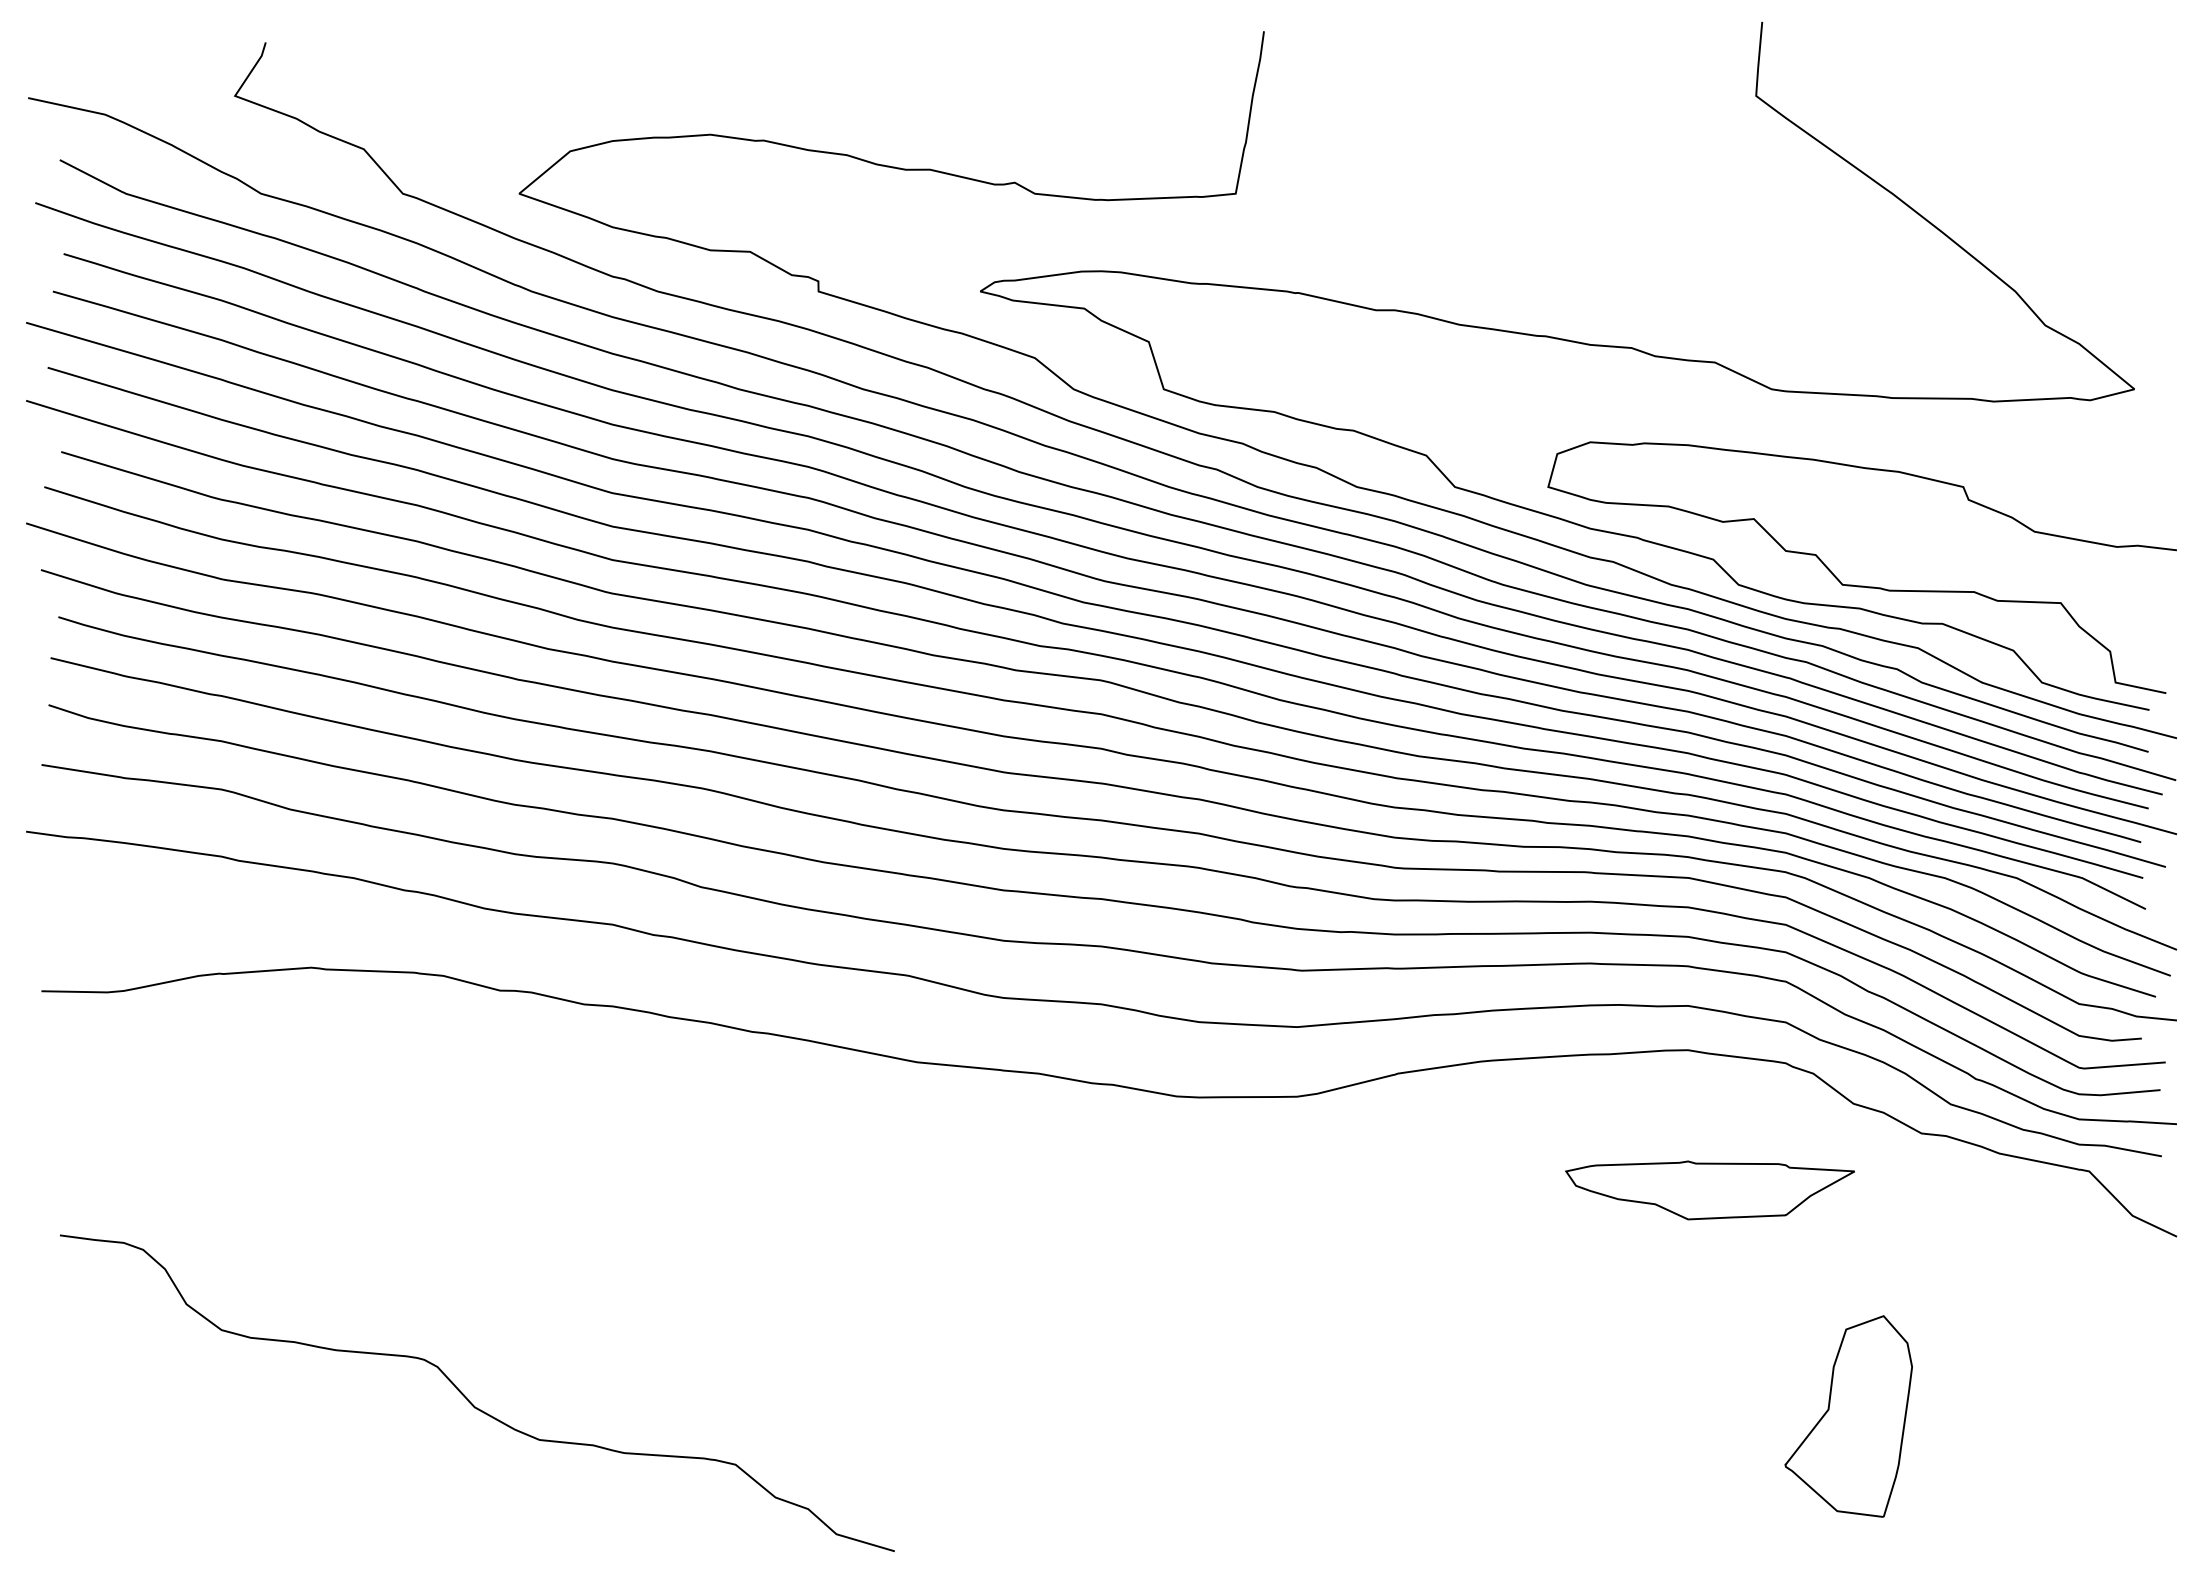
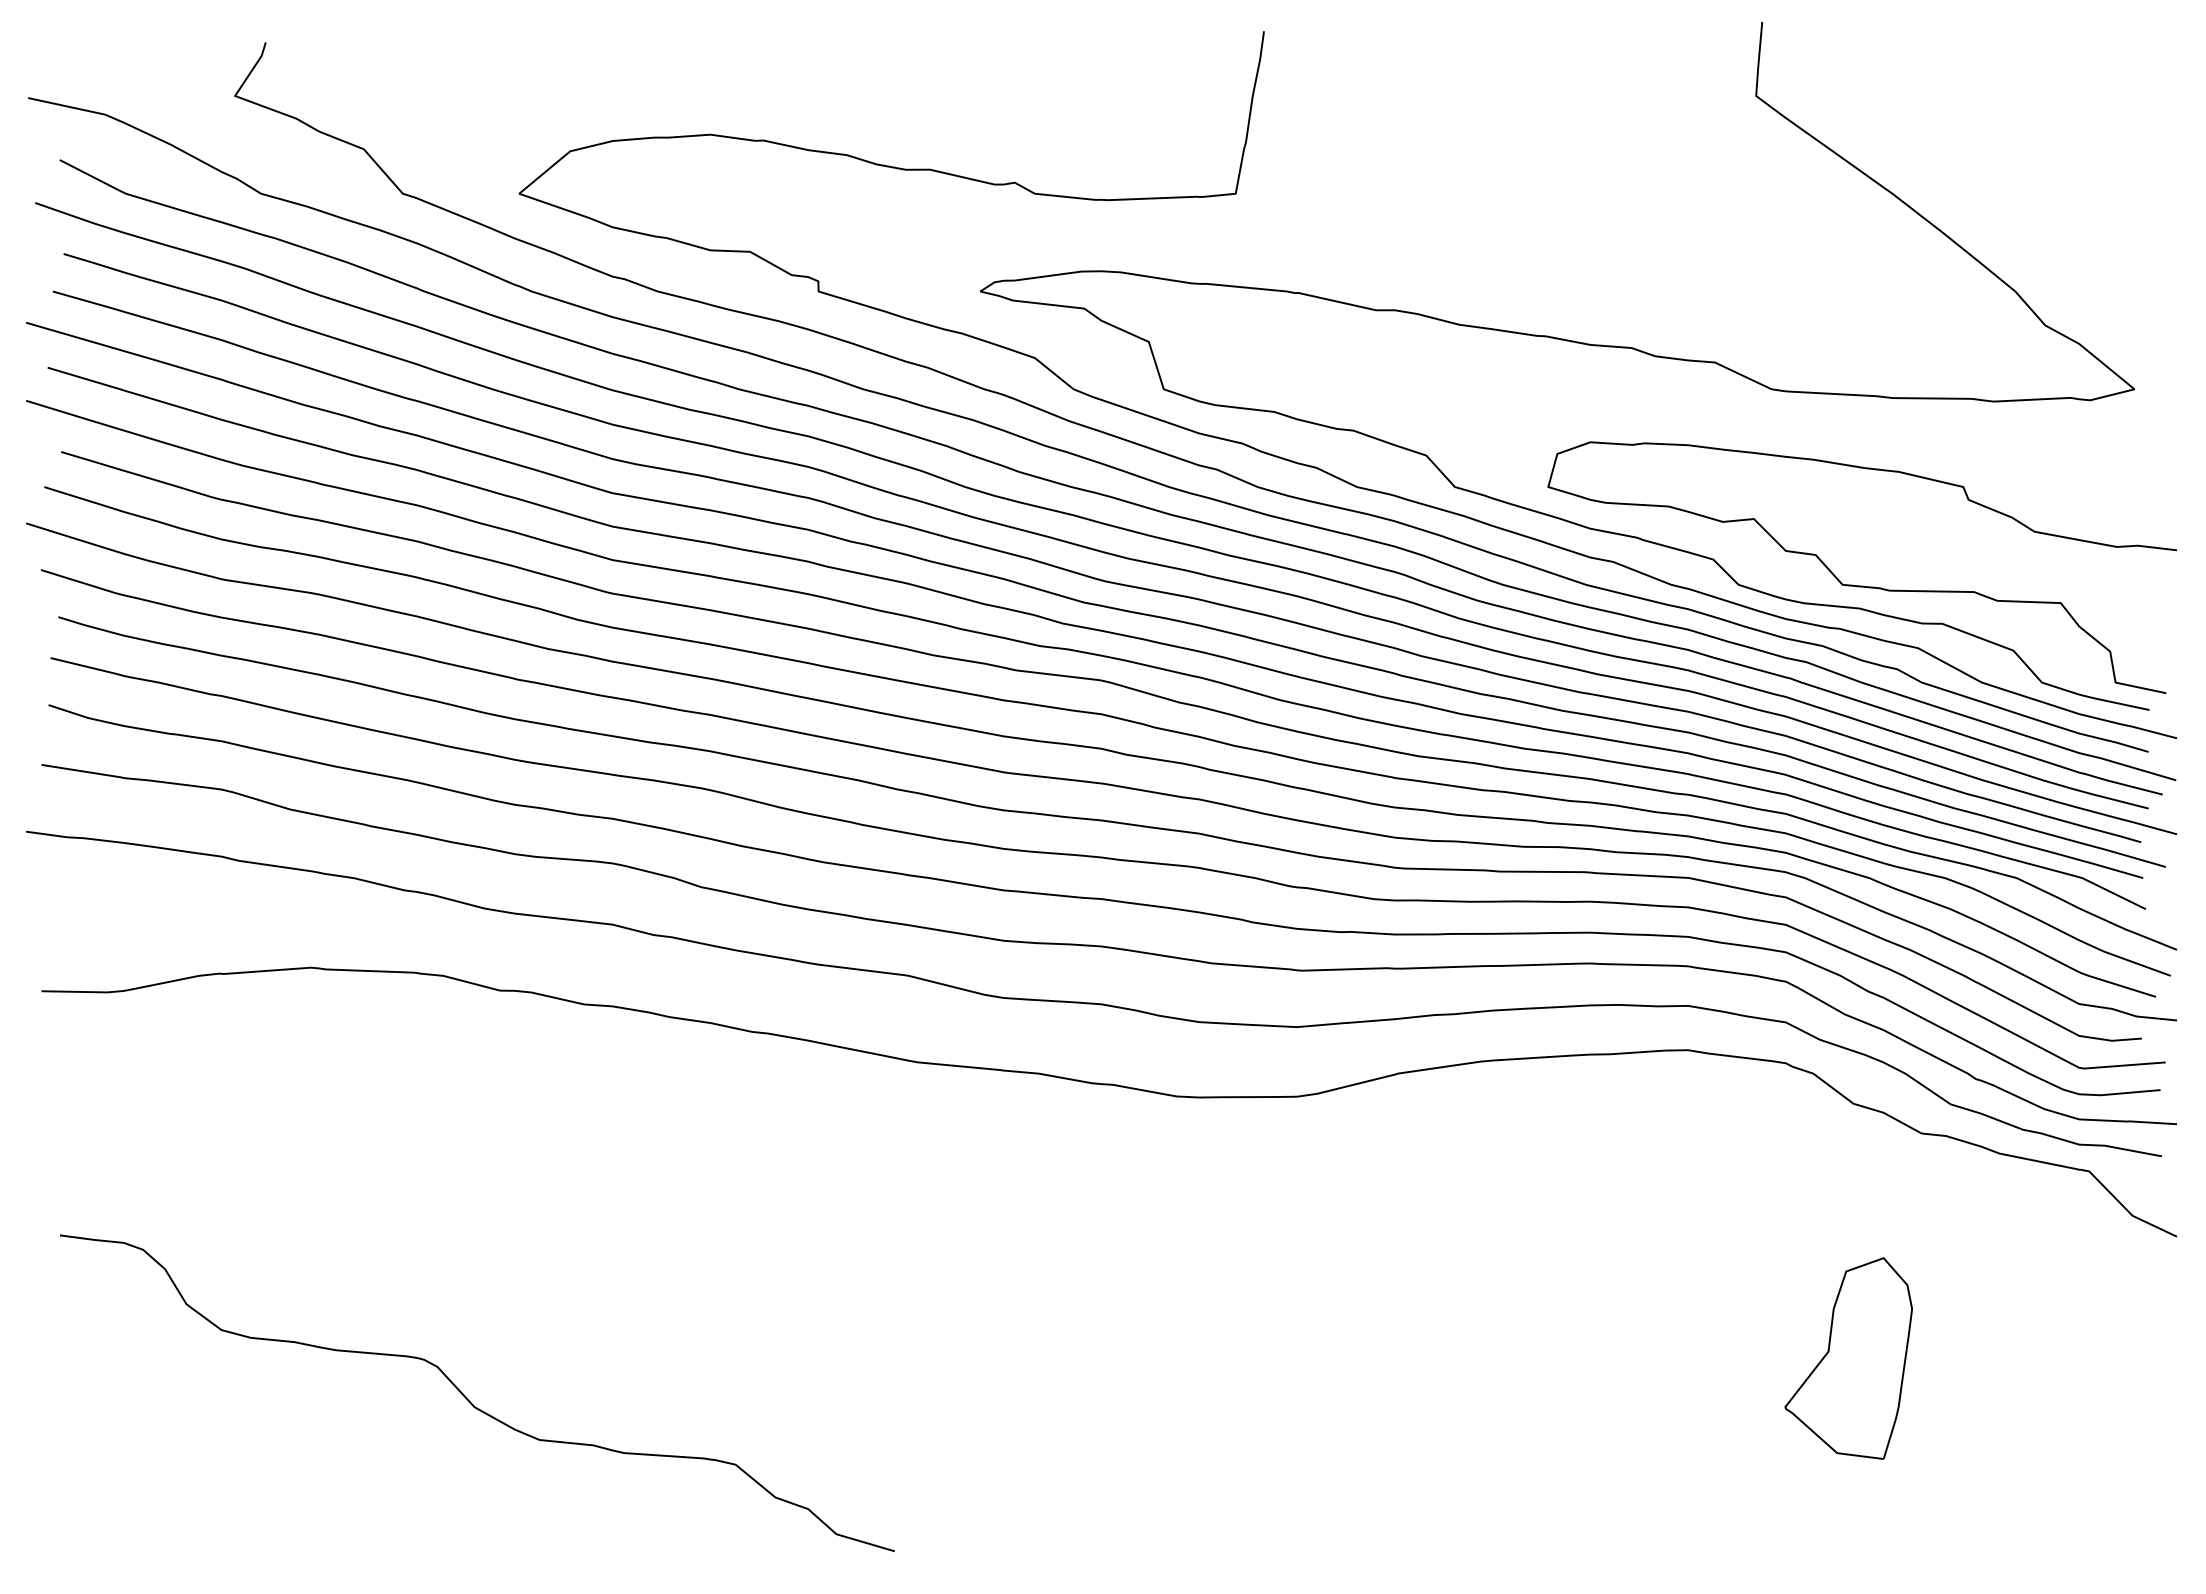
part: present -> none (1709, 1190)
part position: (1848, 1416) -> (1848, 1358) (1848, 1358)
